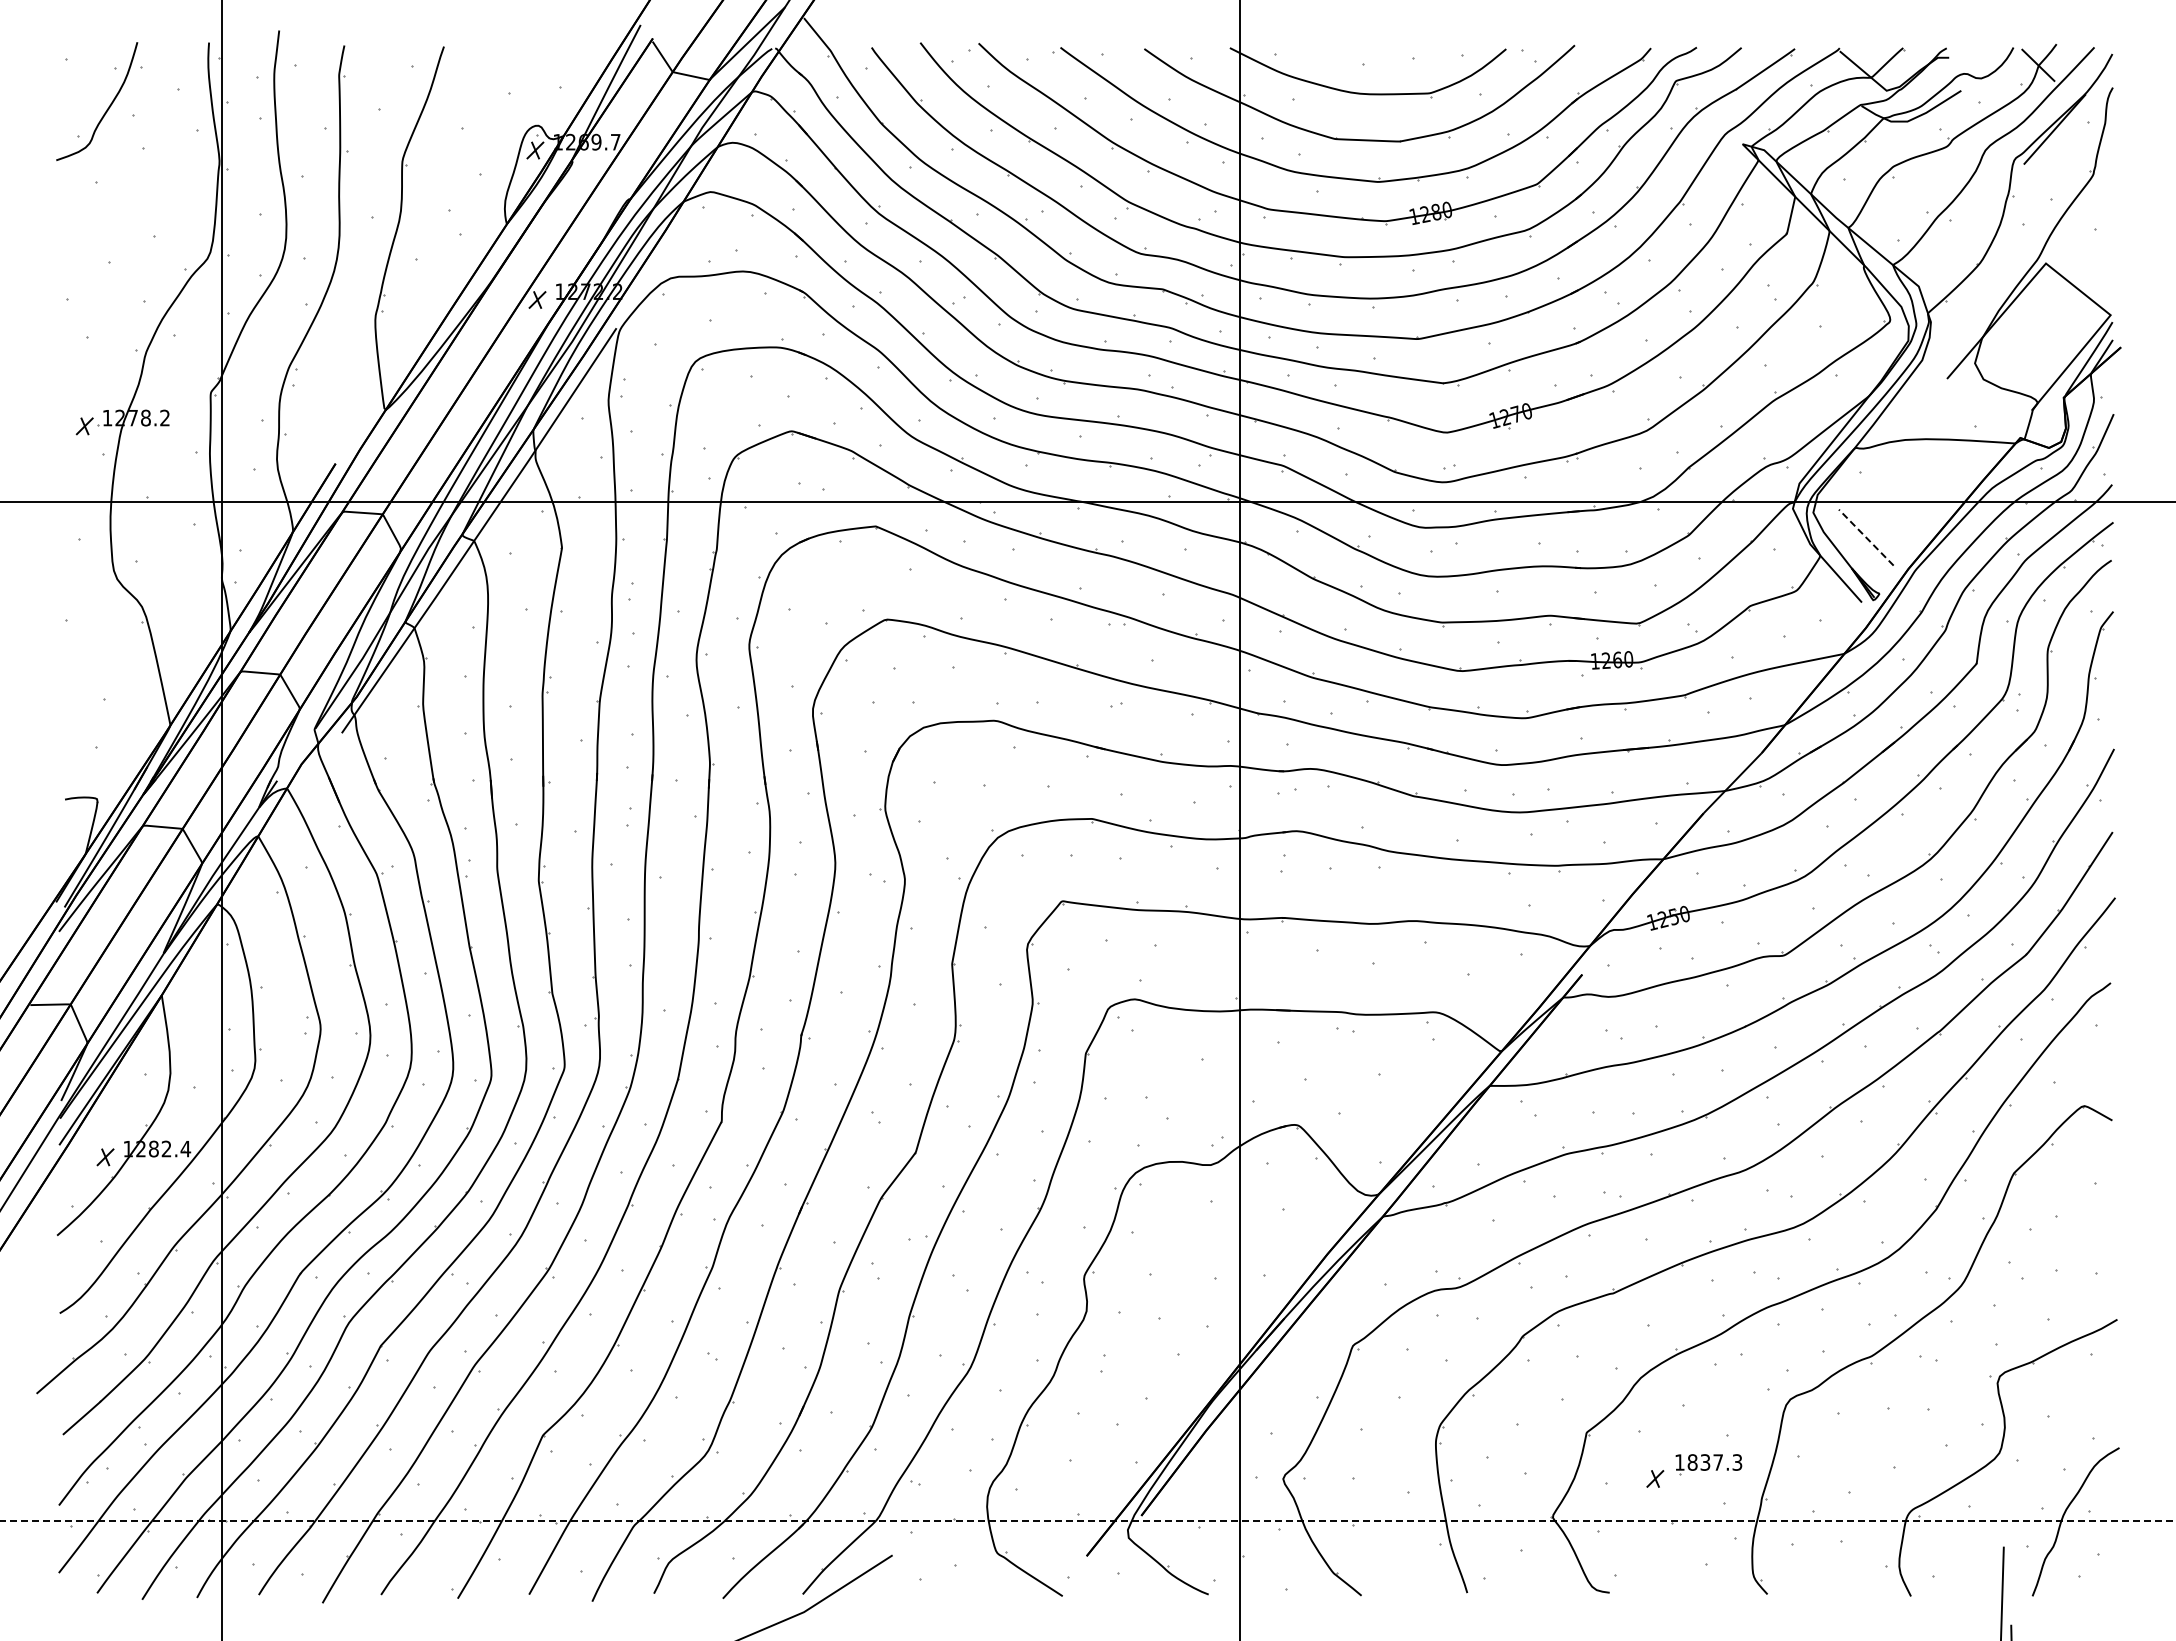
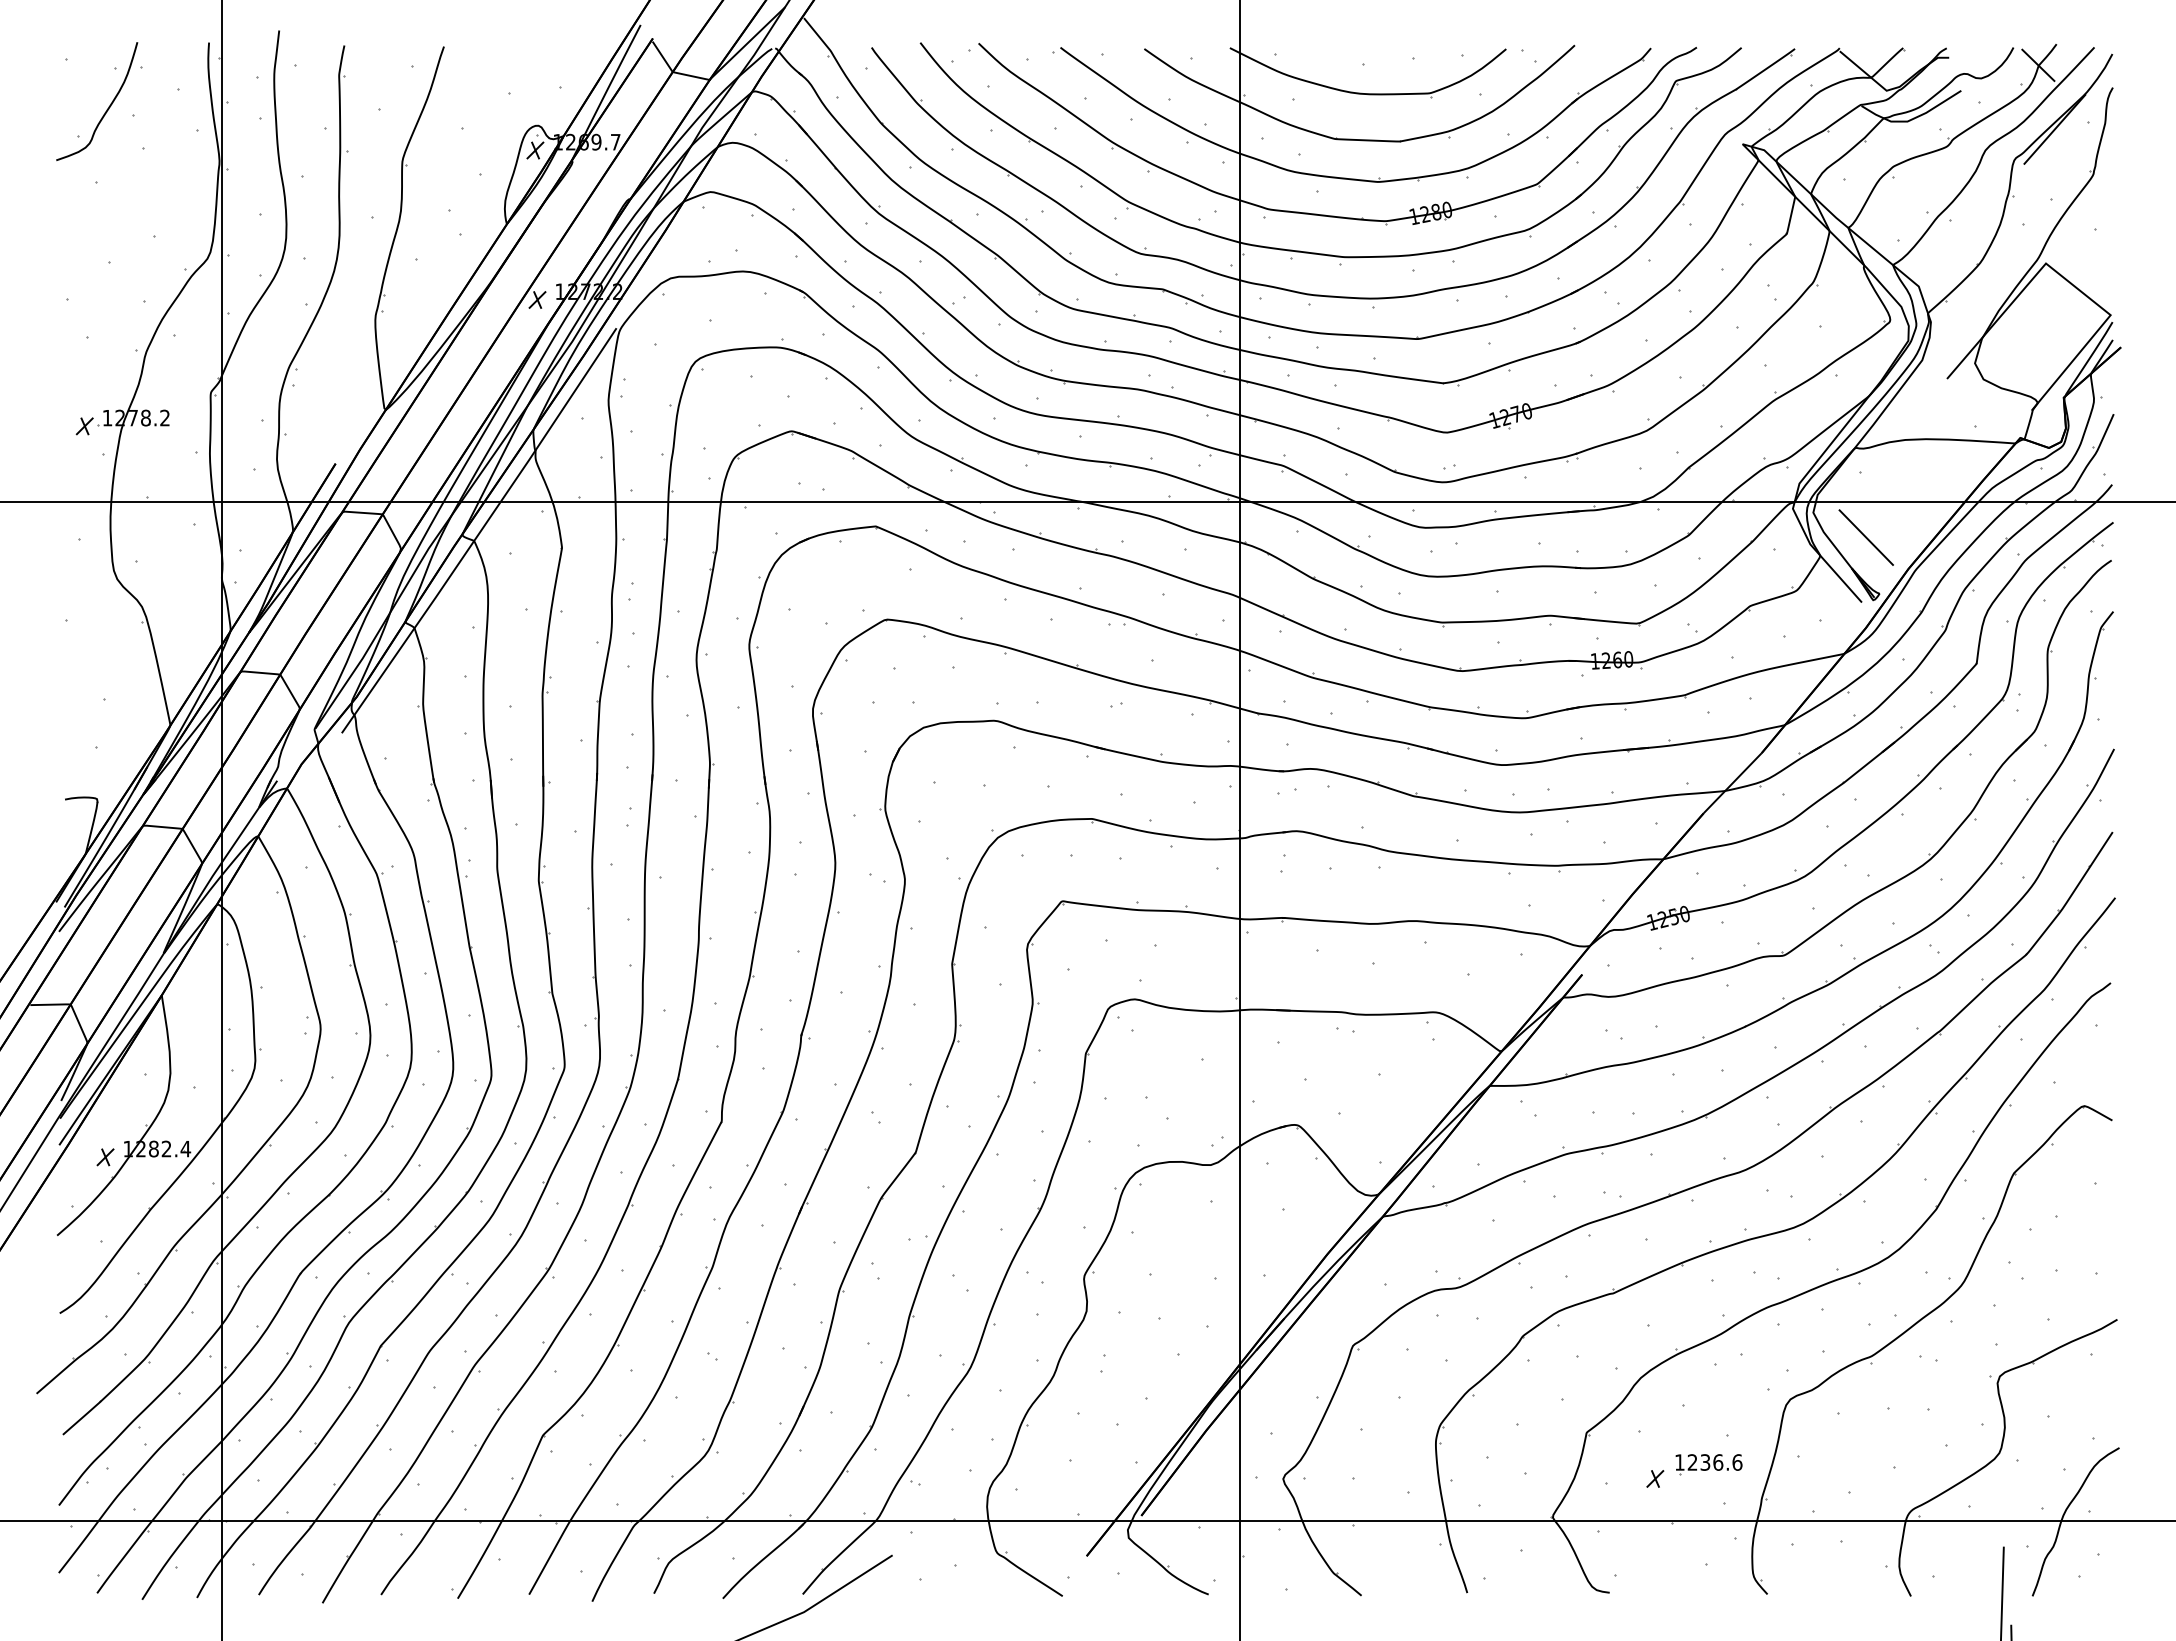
line: dashed -> solid (1865, 537)
text: 1837.3 -> 1236.6 (1714, 1462)
line: dashed -> solid (1087, 1520)
